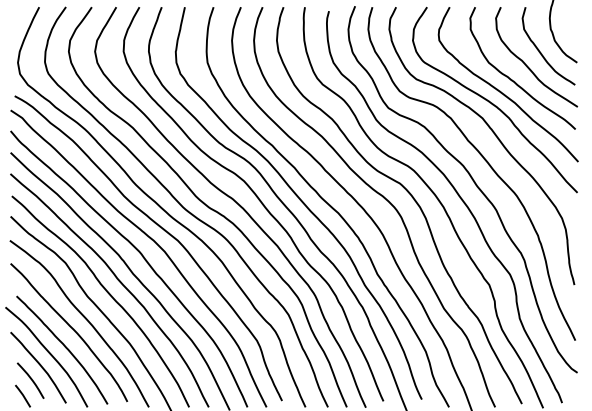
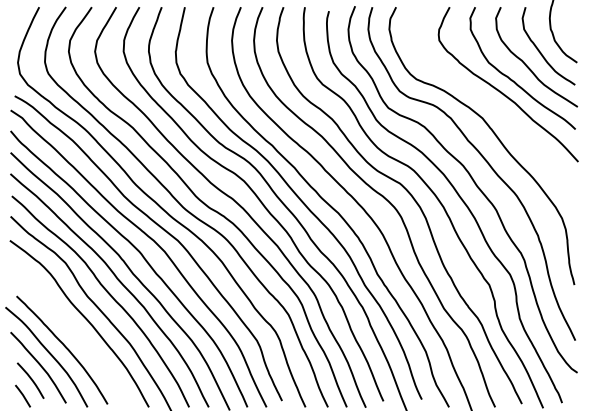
curve: present -> none (492, 102)
curve: present -> none (72, 329)
